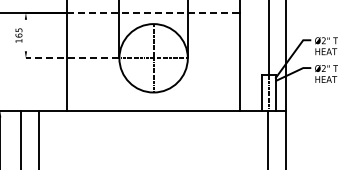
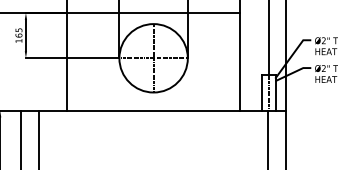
line: dashed -> solid (153, 13)
line: none -> present (25, 35)
line: dashed -> solid (72, 58)
